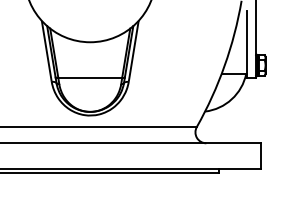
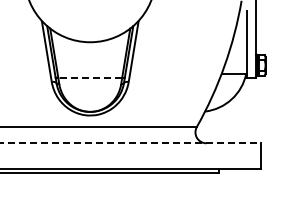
line: solid -> dashed (90, 77)
line: solid -> dashed (131, 143)
